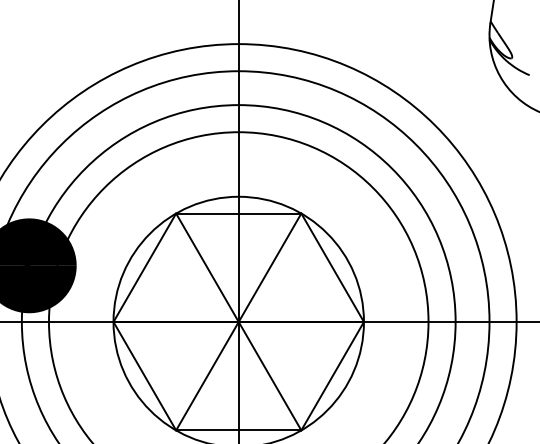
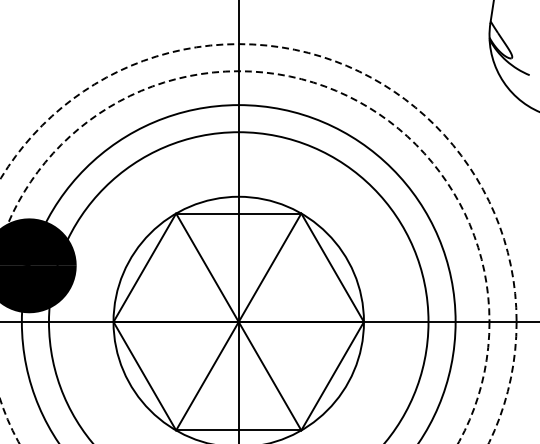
circle: solid -> dashed (258, 243)
circle: solid -> dashed (244, 257)
